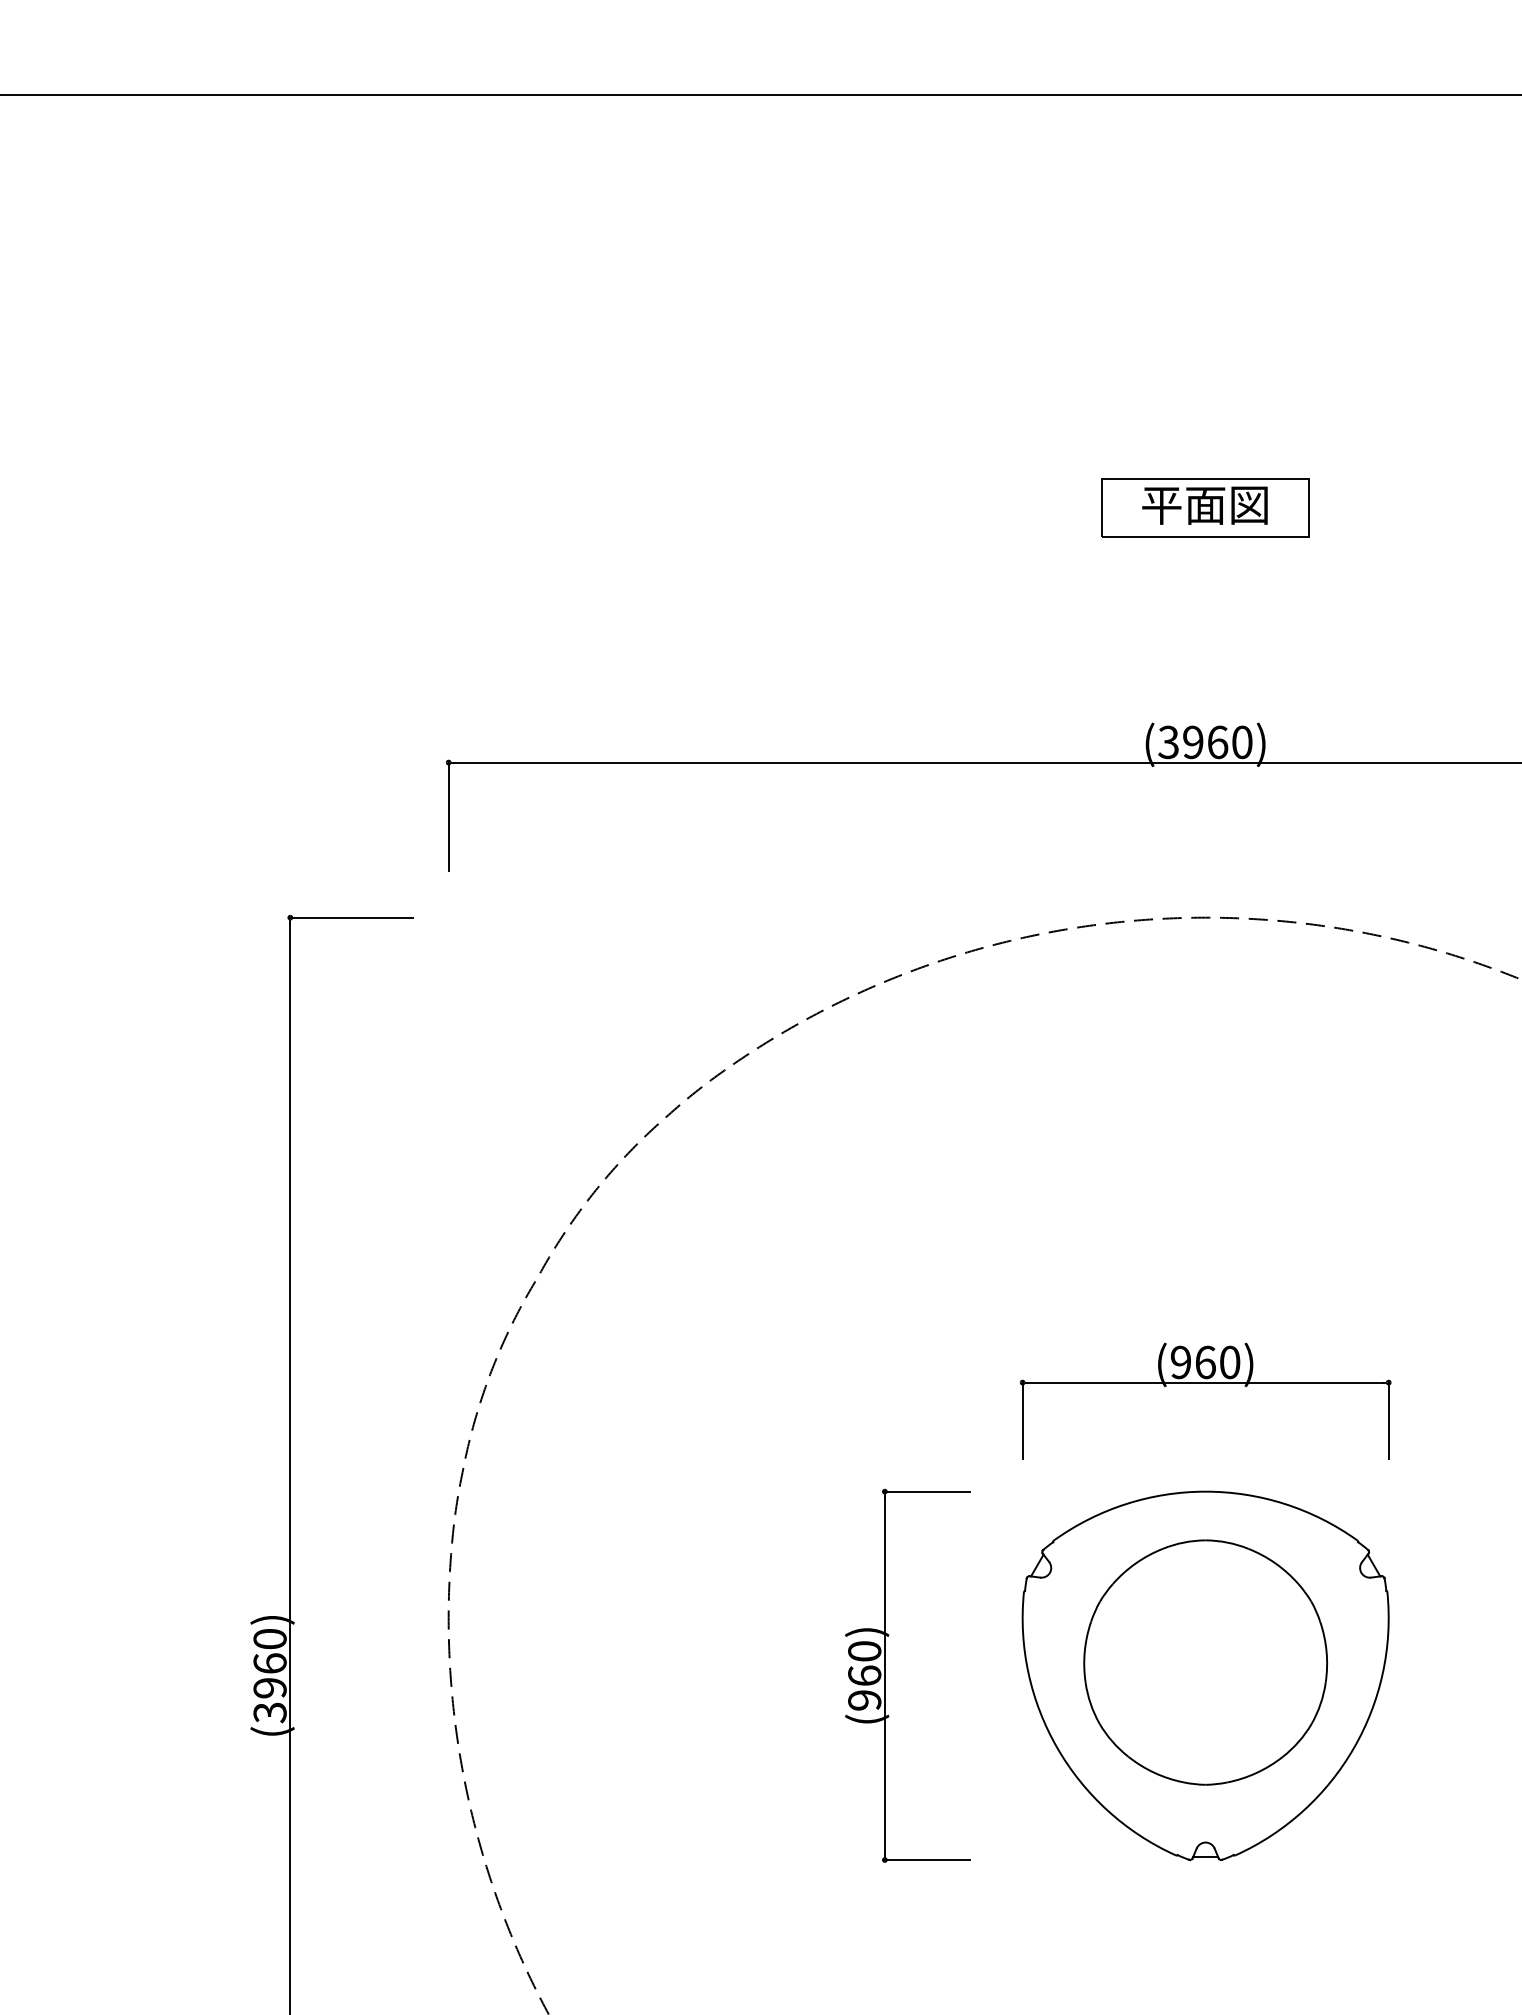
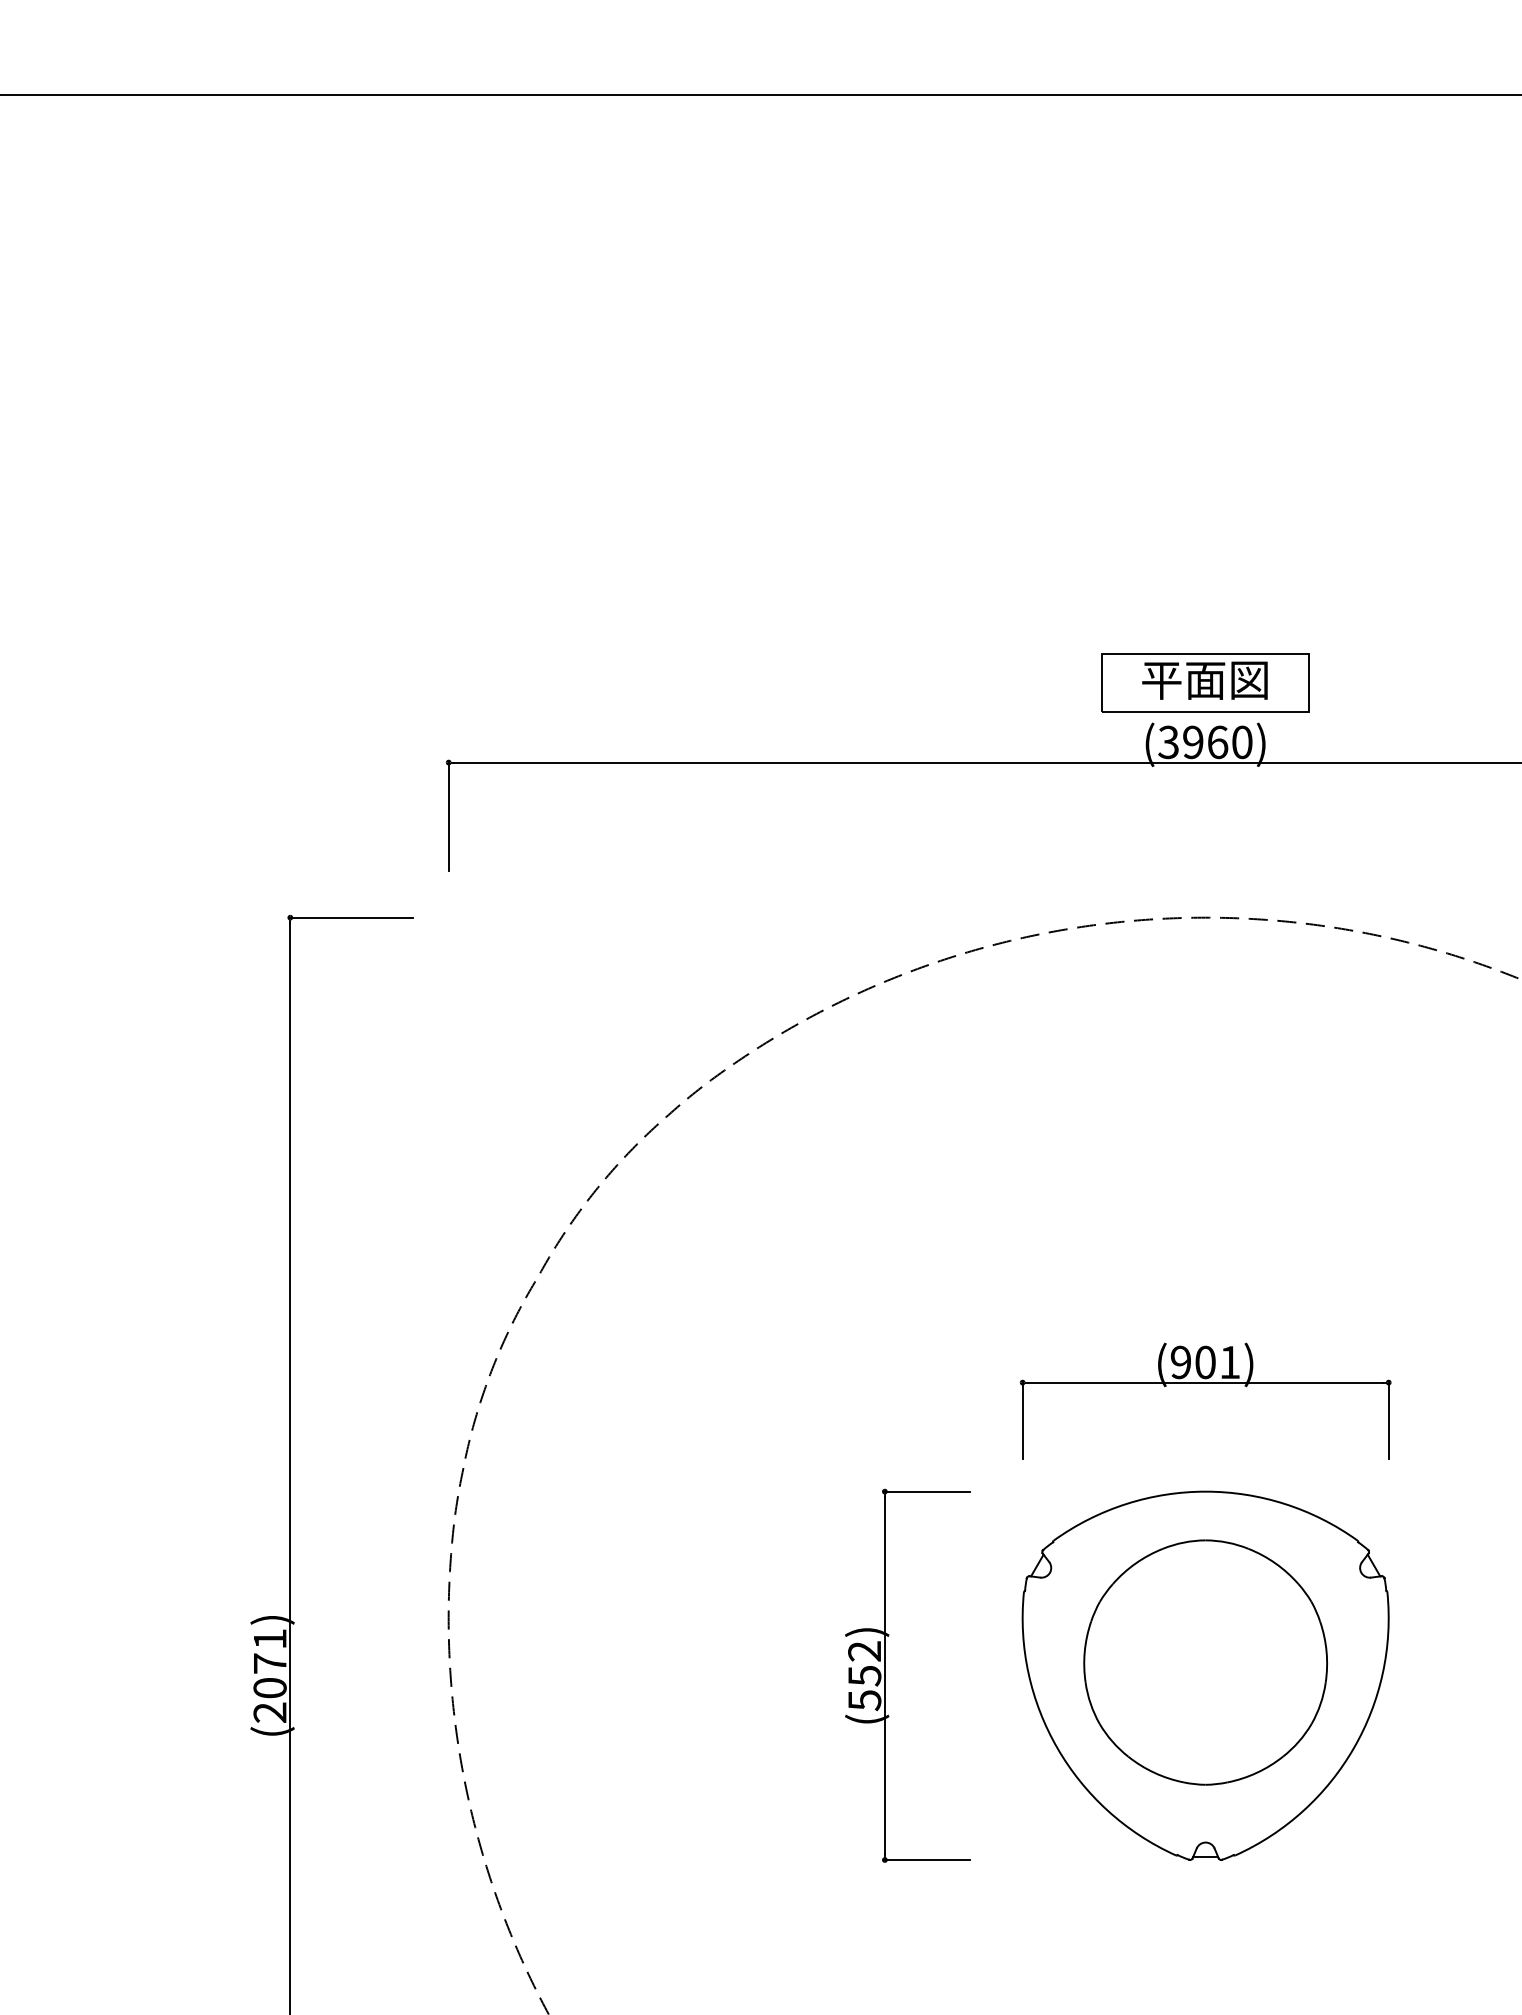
part position: (1205, 507) -> (1205, 682) (1205, 682)
text: (960) -> (901) (1217, 1362)
text: (3960) -> (2071) (269, 1676)
text: (960) -> (552) (864, 1676)
